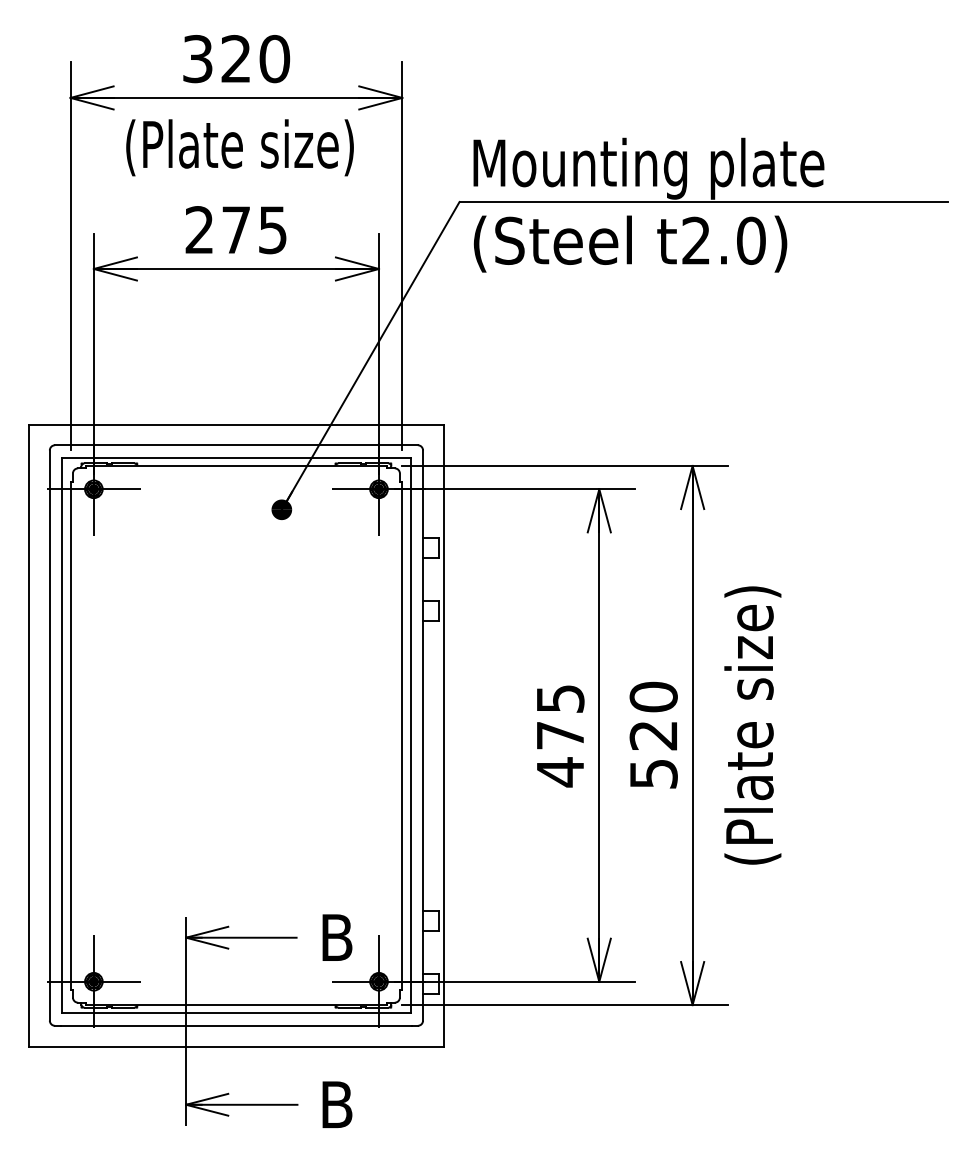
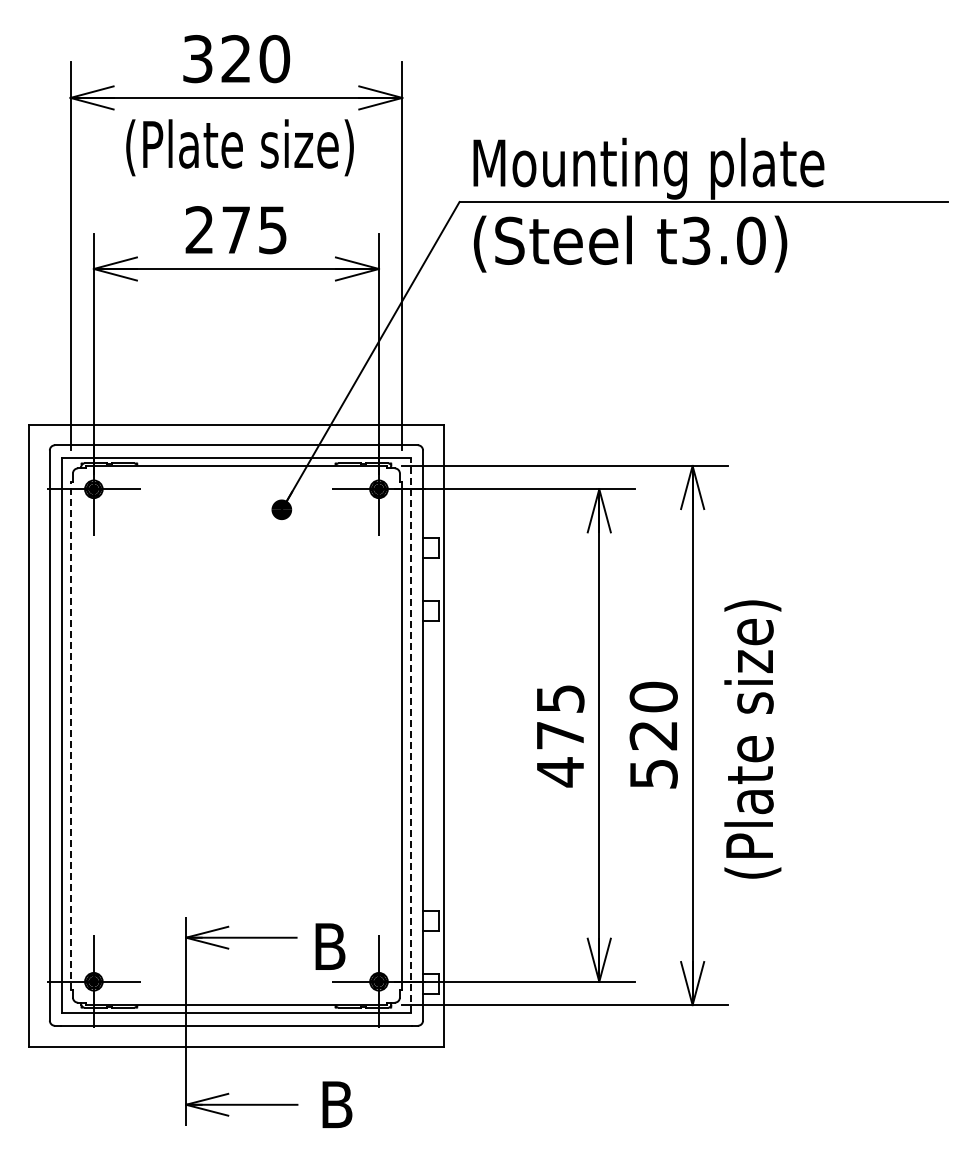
text: t2.0) -> t3.0) (696, 240)
text position: (752, 725) -> (752, 739) (752, 739)
line: solid -> dashed (70, 735)
line: solid -> dashed (410, 735)
text position: (337, 937) -> (330, 946) (330, 946)
